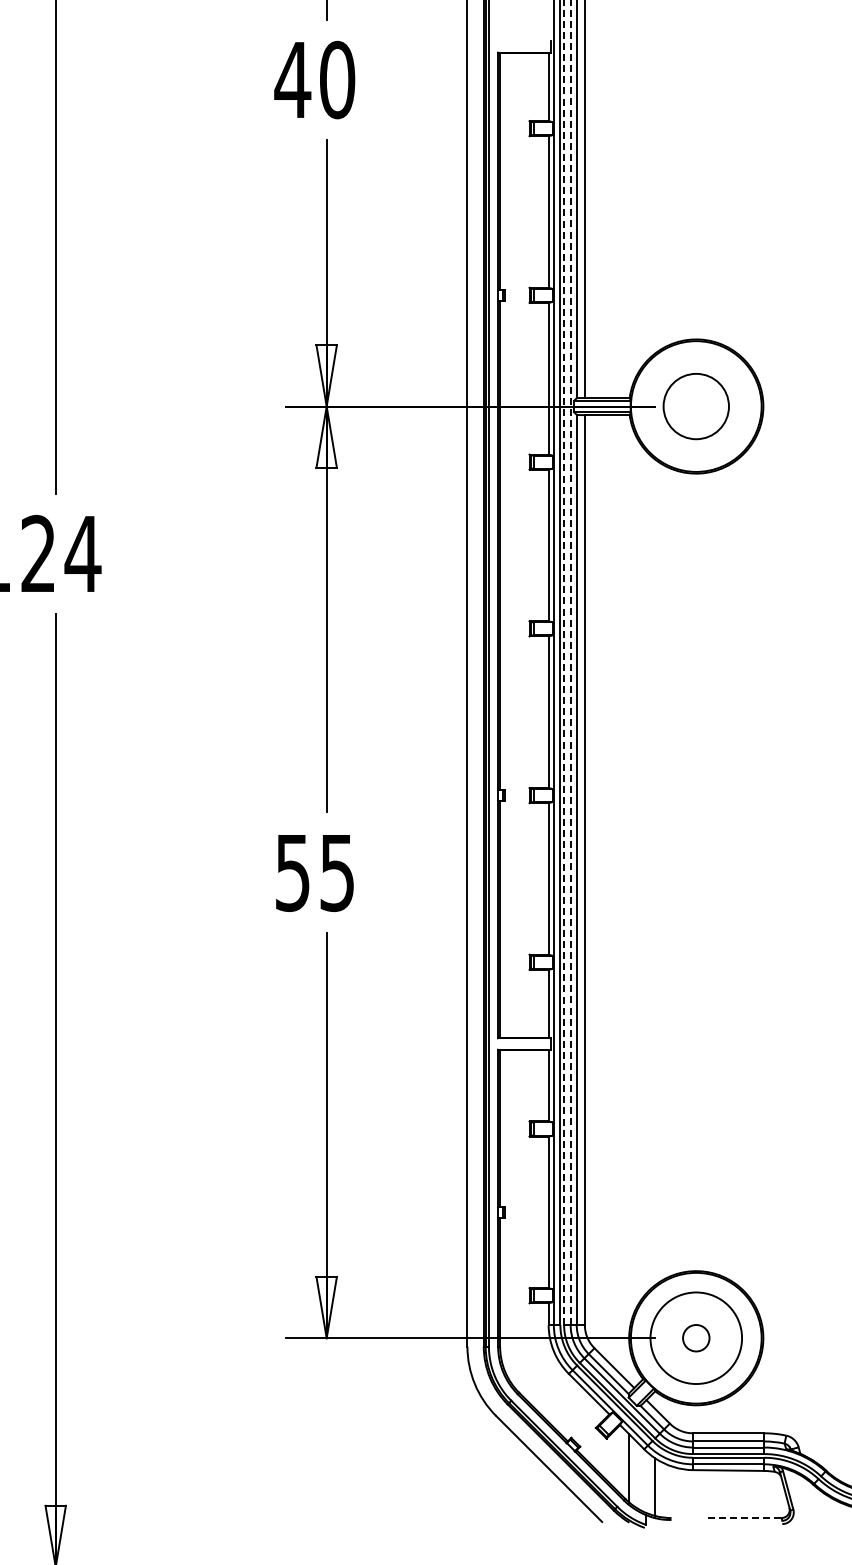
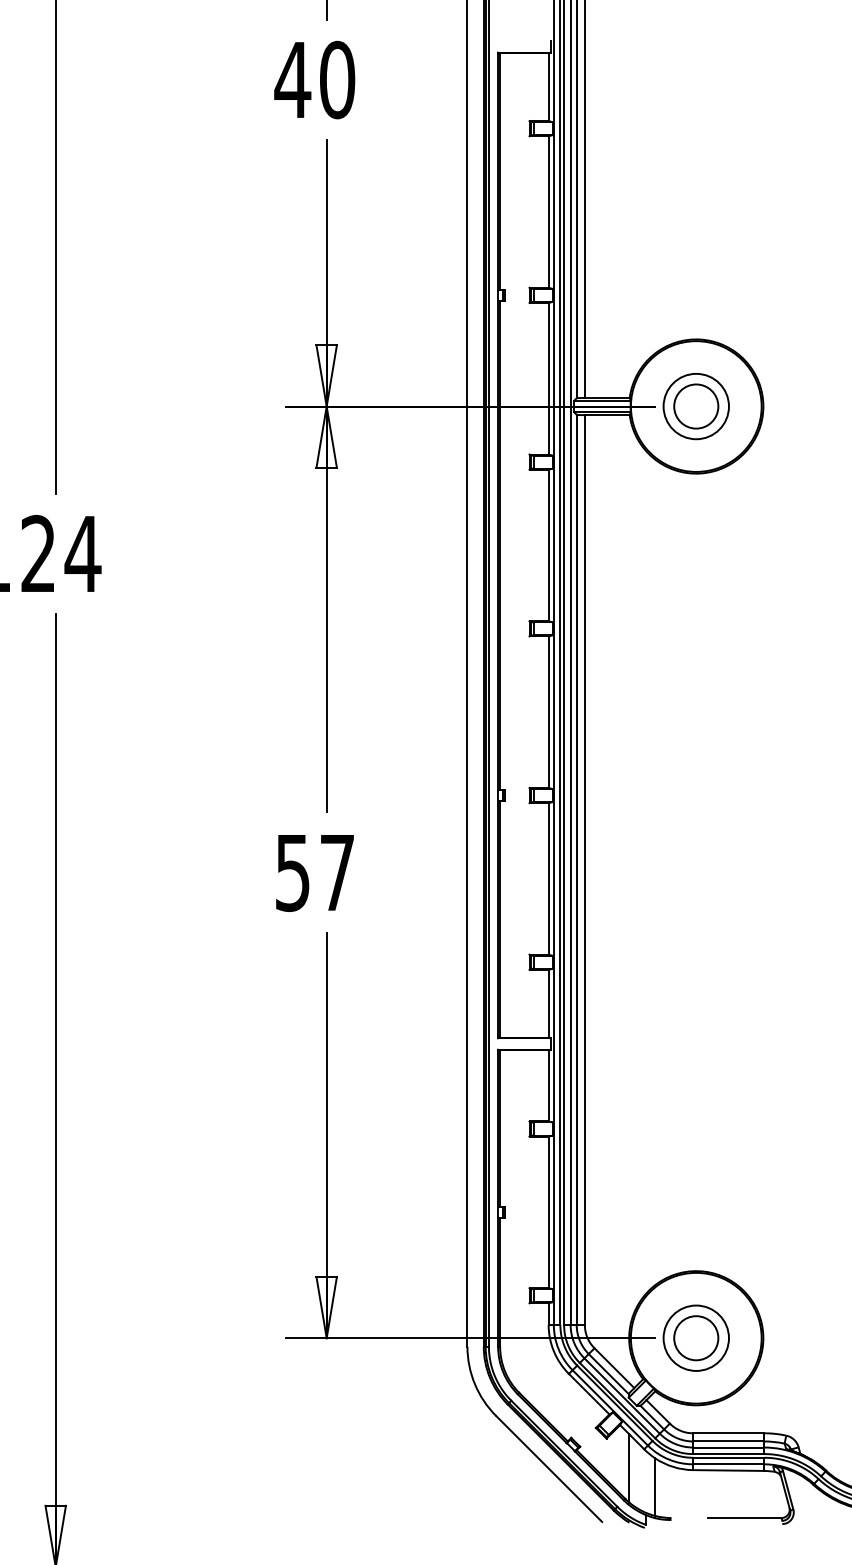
circle: none -> present (696, 406)
line: dashed -> solid (570, 662)
line: dashed -> solid (564, 663)
text: 55 -> 57 (336, 873)
circle diameter: 26 px -> 44 px (696, 1338)
circle diameter: 92 px -> 65 px (695, 1337)
line: dashed -> solid (744, 1518)
